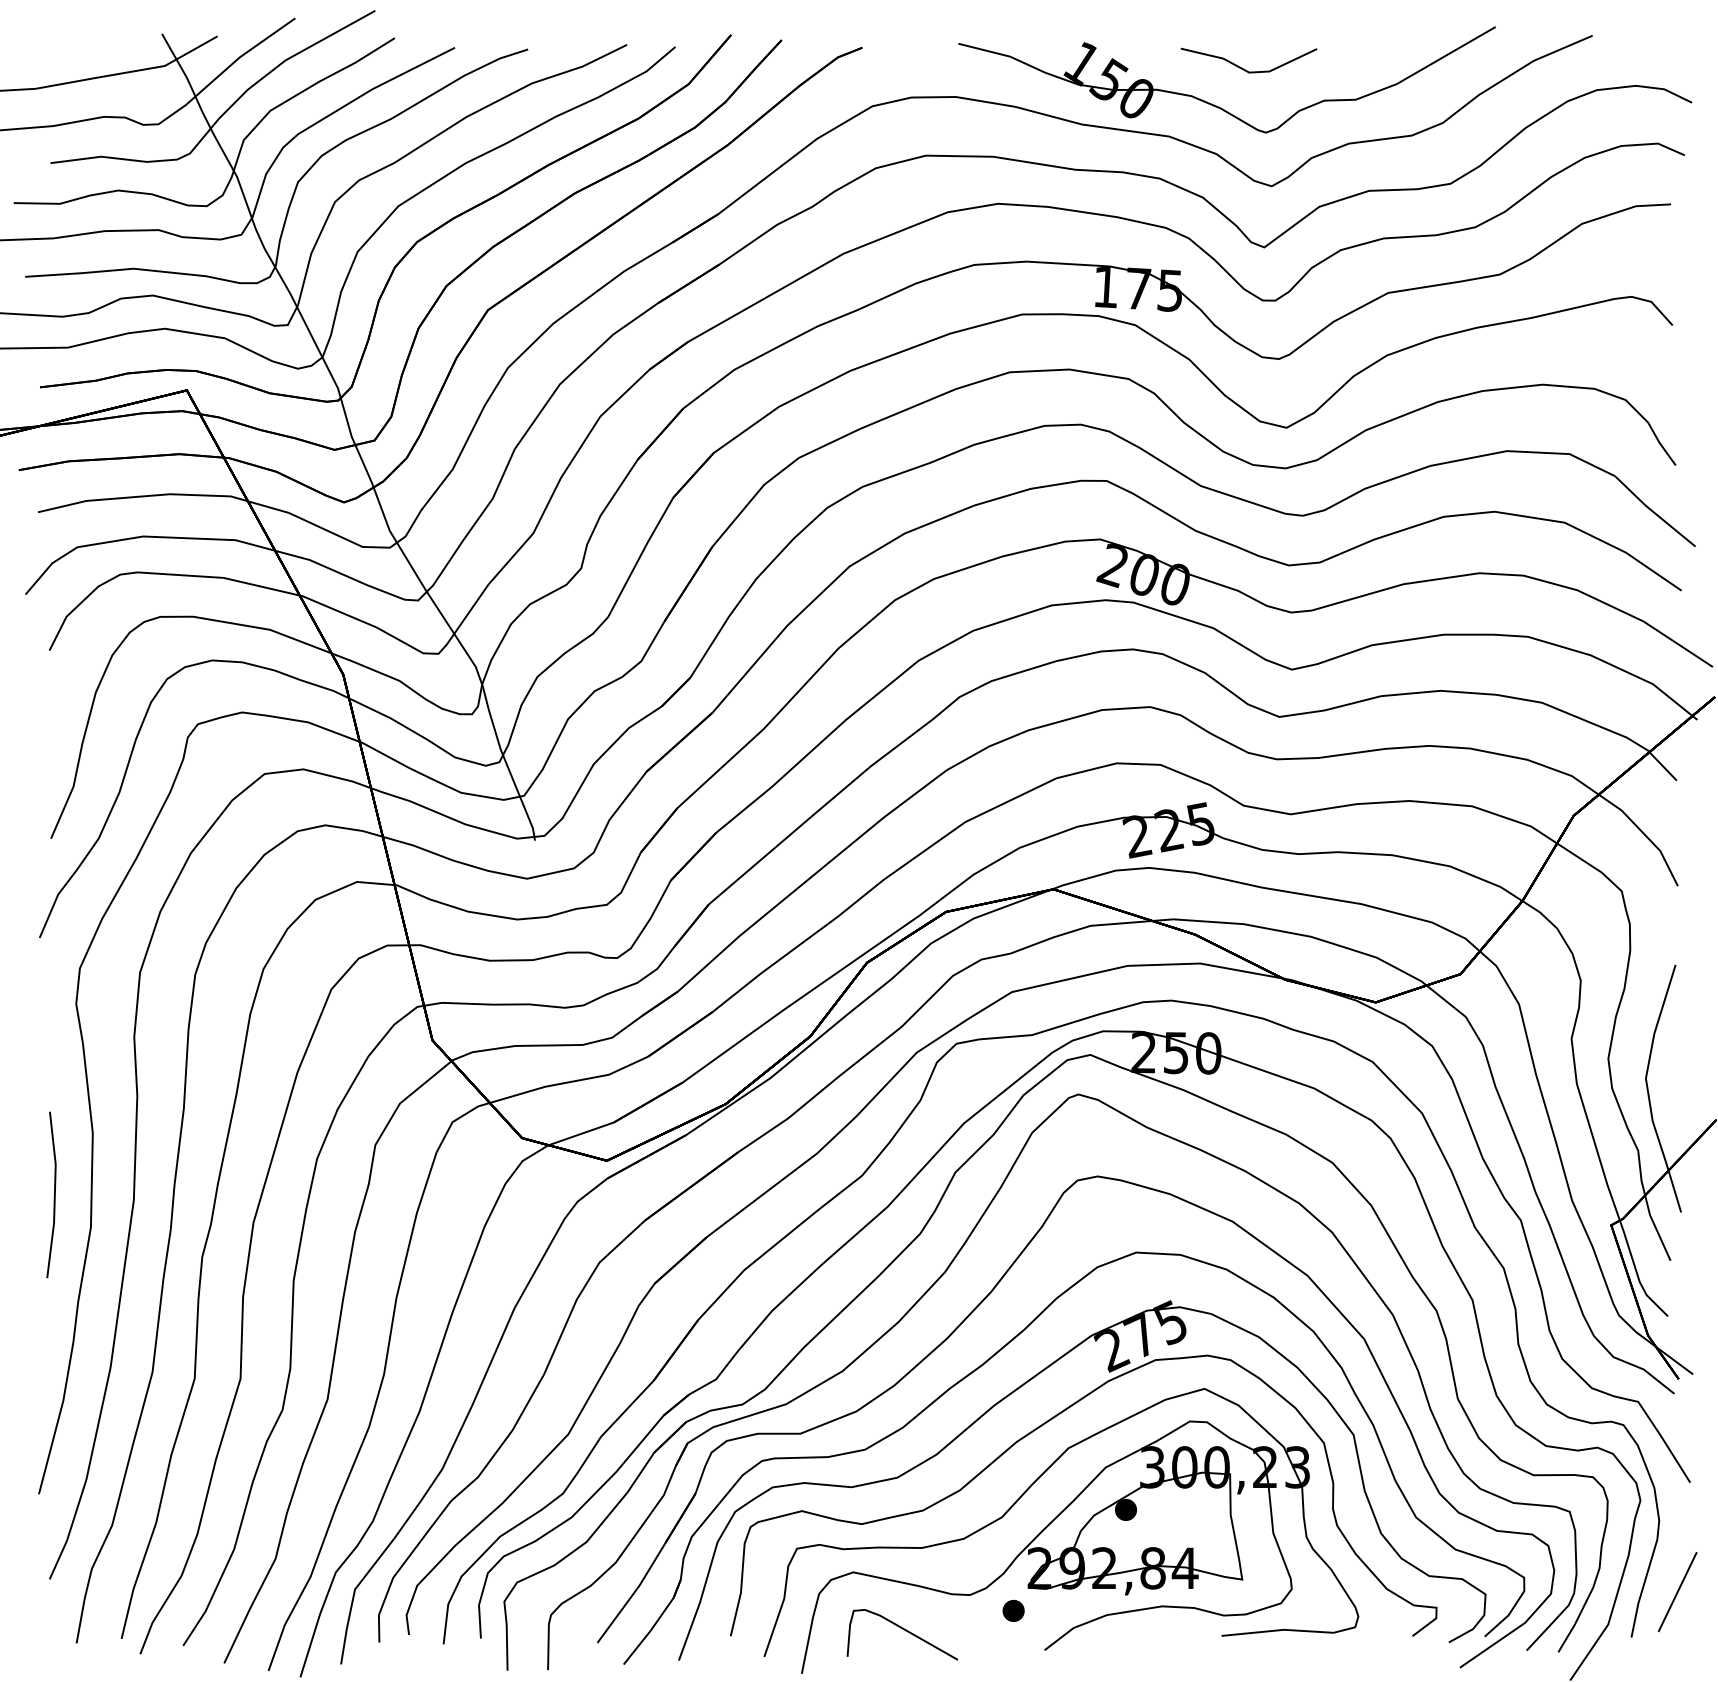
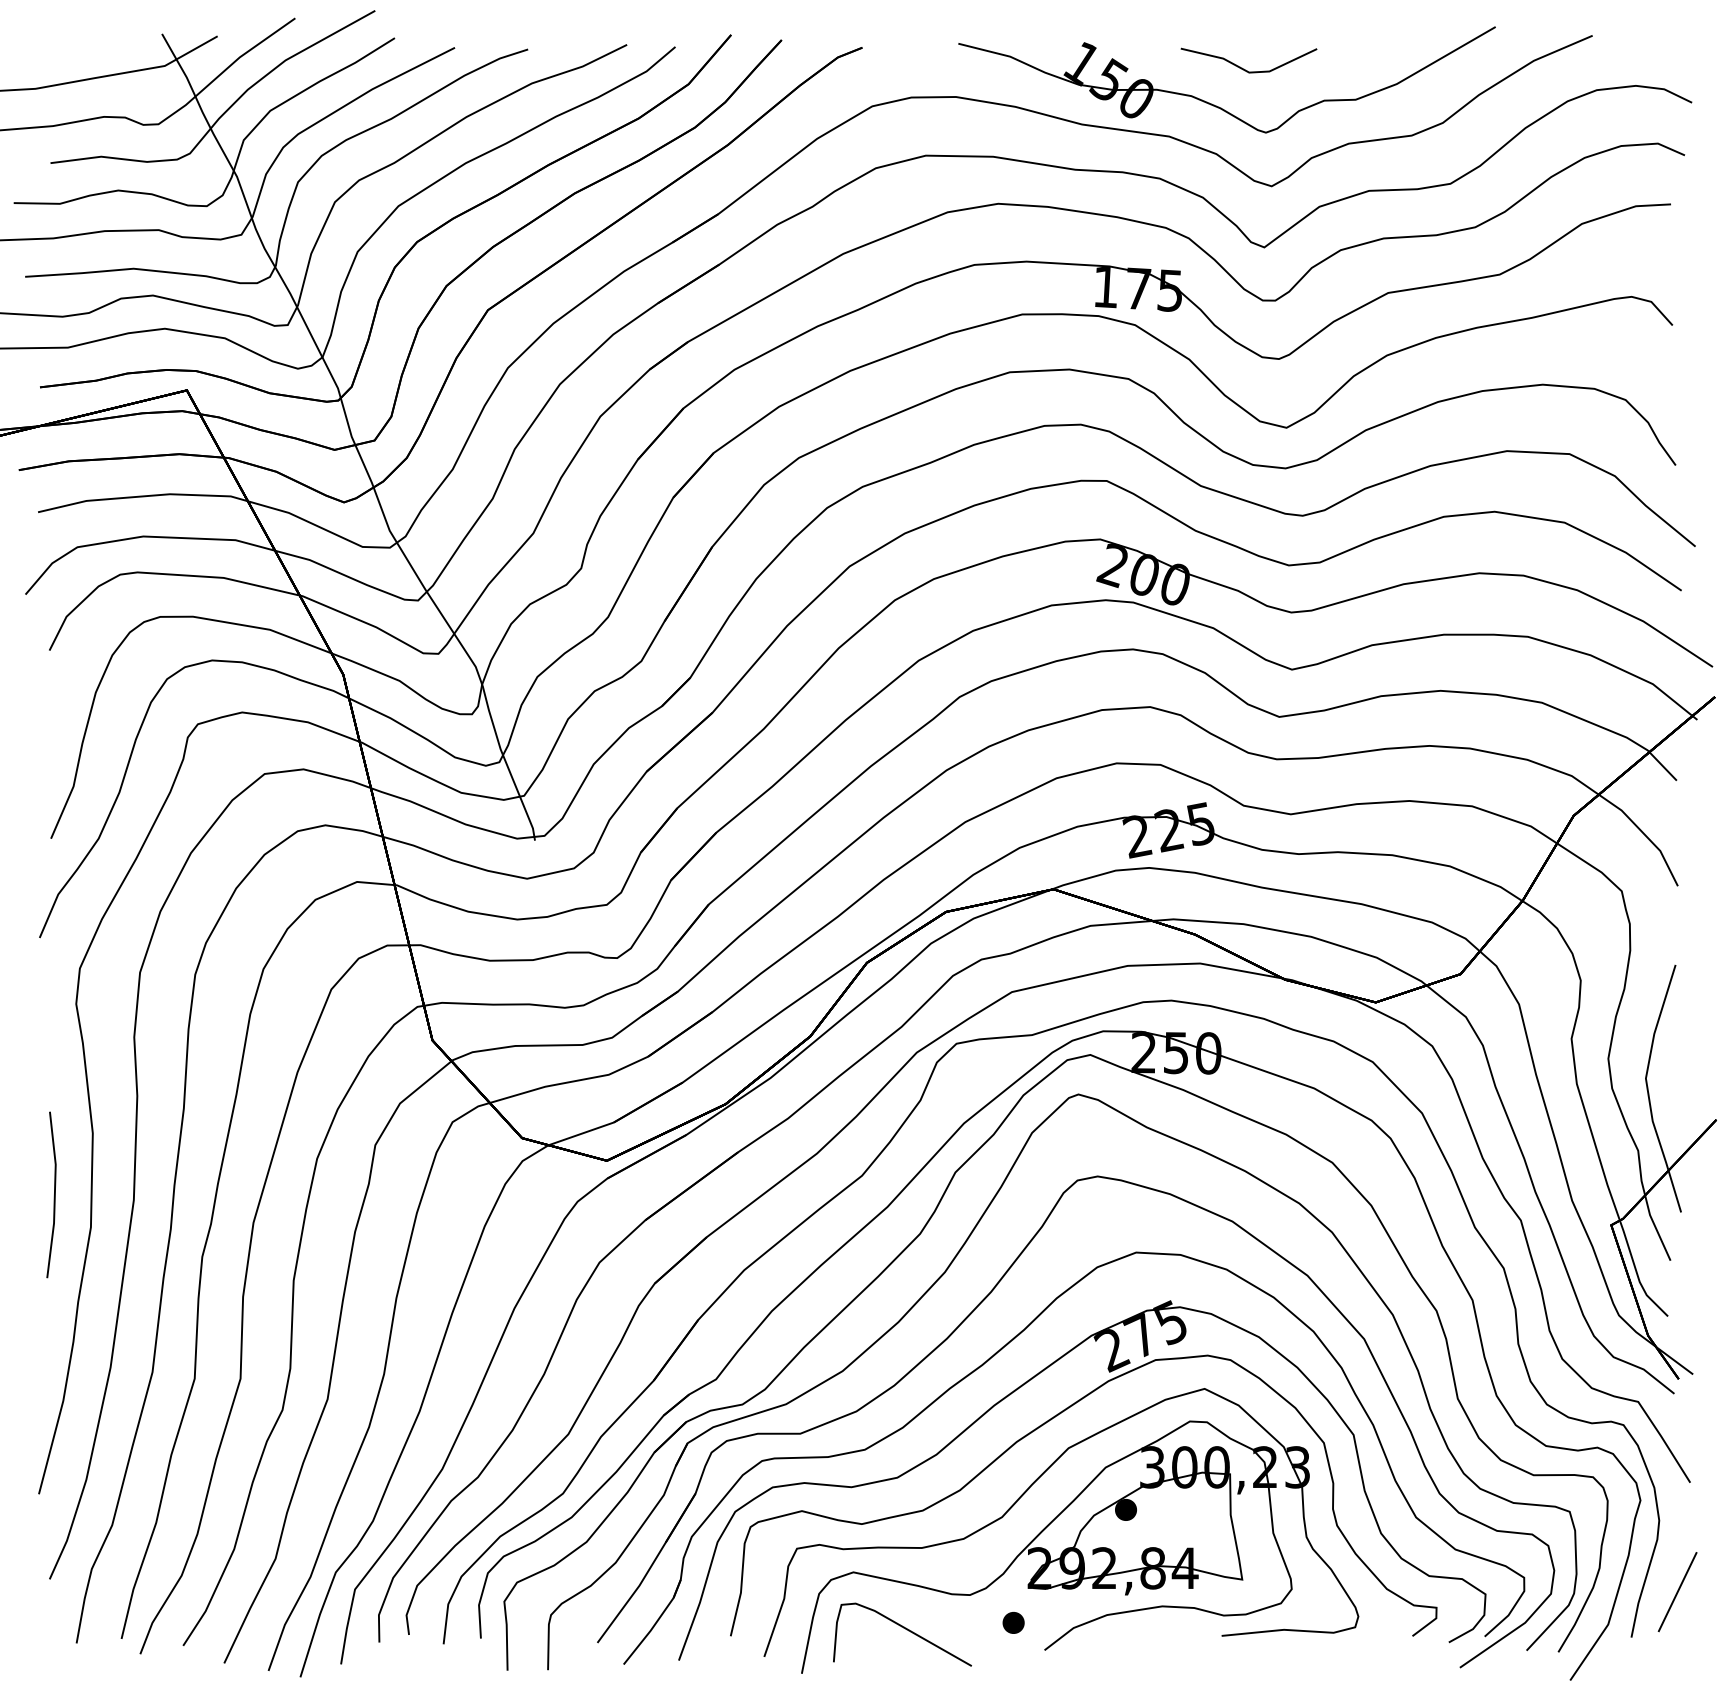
part position: (1013, 1610) -> (1013, 1622) (1013, 1622)
part size: 113x52 px -> 139x65 px (902, 1634)
